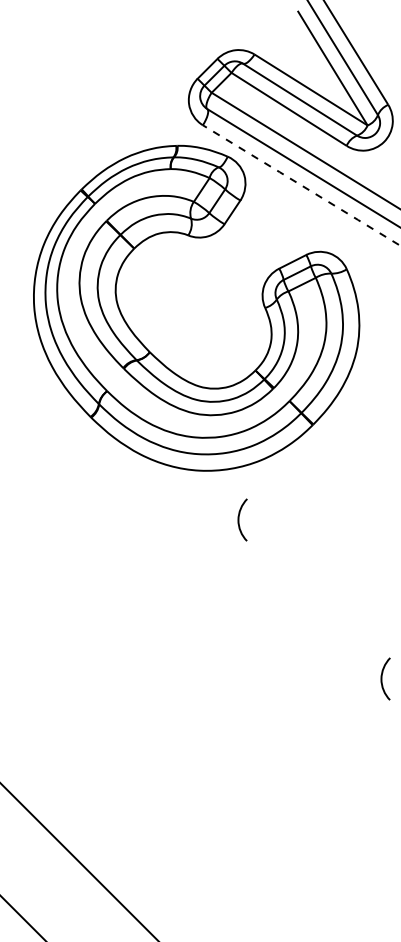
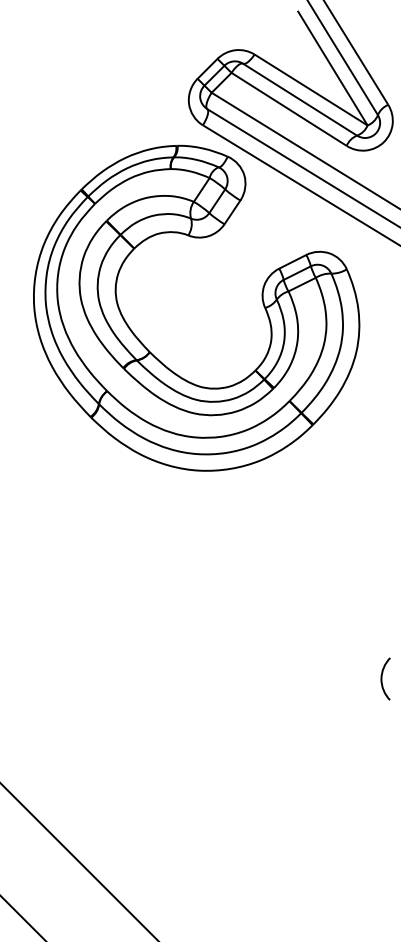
line: dashed -> solid (301, 185)
curve: present -> none (239, 519)
